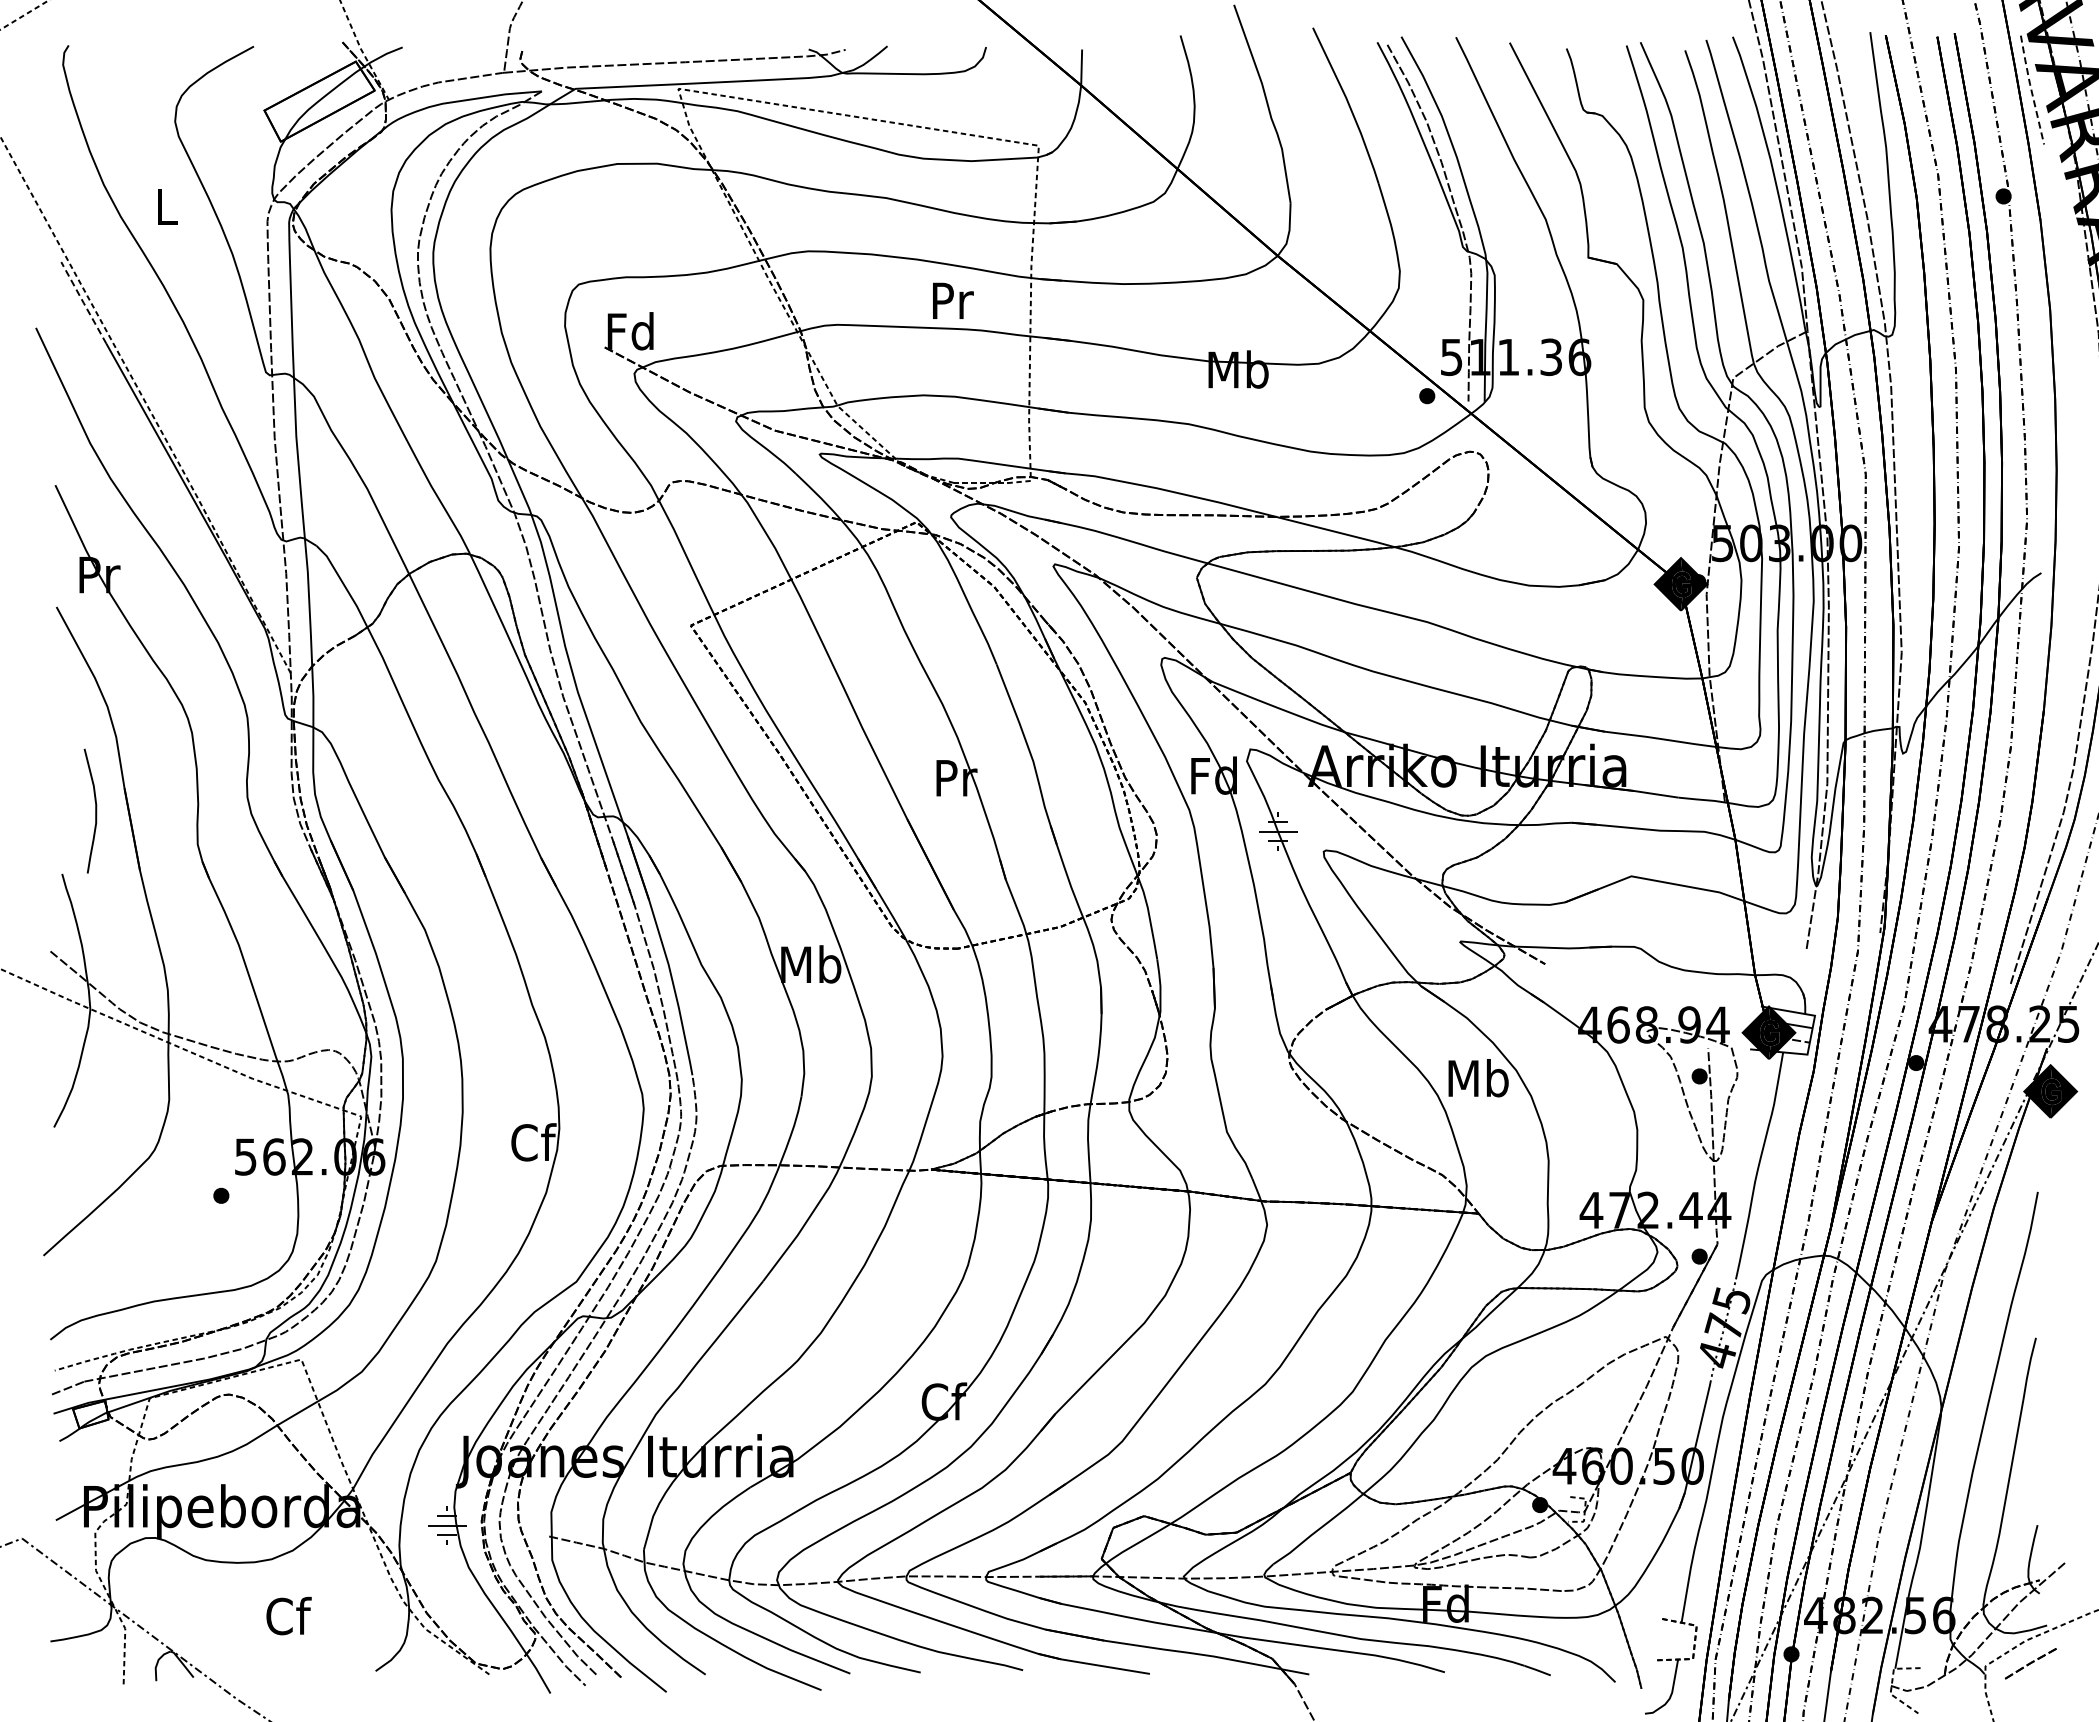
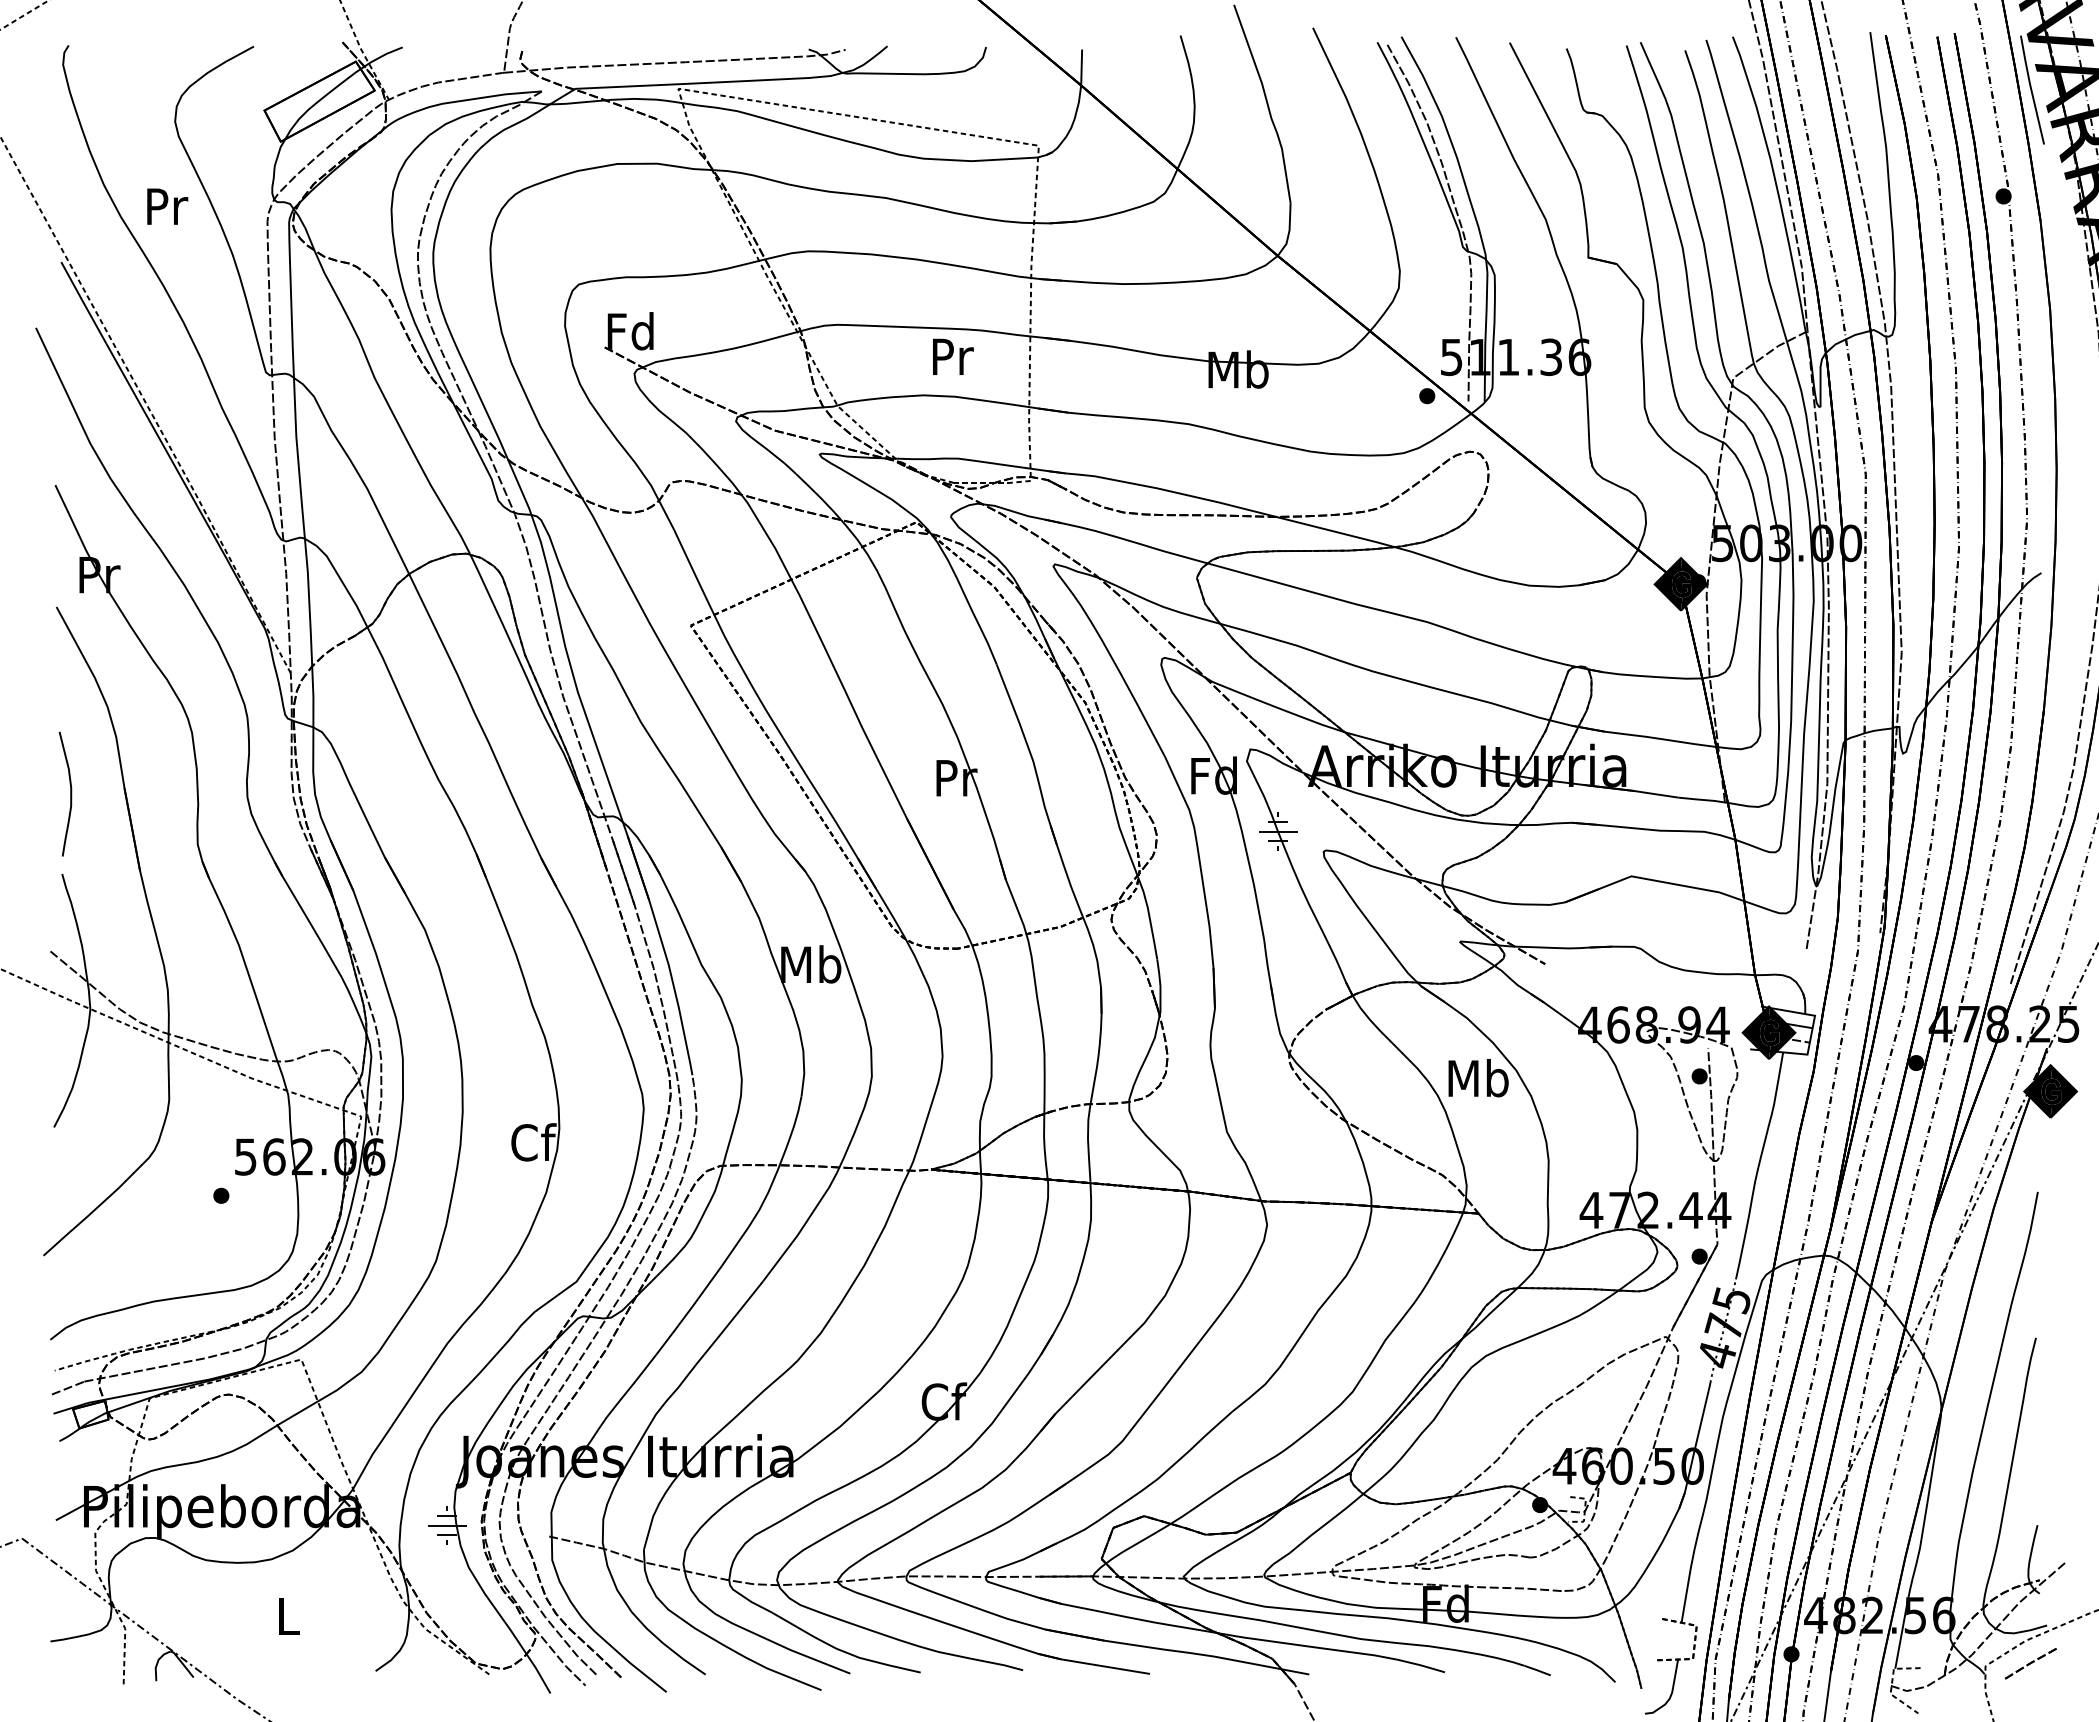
line: dashed -> solid (2031, 89)
text: L -> Pr (167, 206)
text position: (953, 300) -> (953, 356) (953, 356)
line: dashed -> solid (83, 303)
curve position: (95, 810) -> (70, 793) (70, 793)
text: Cf -> L (288, 1615)
